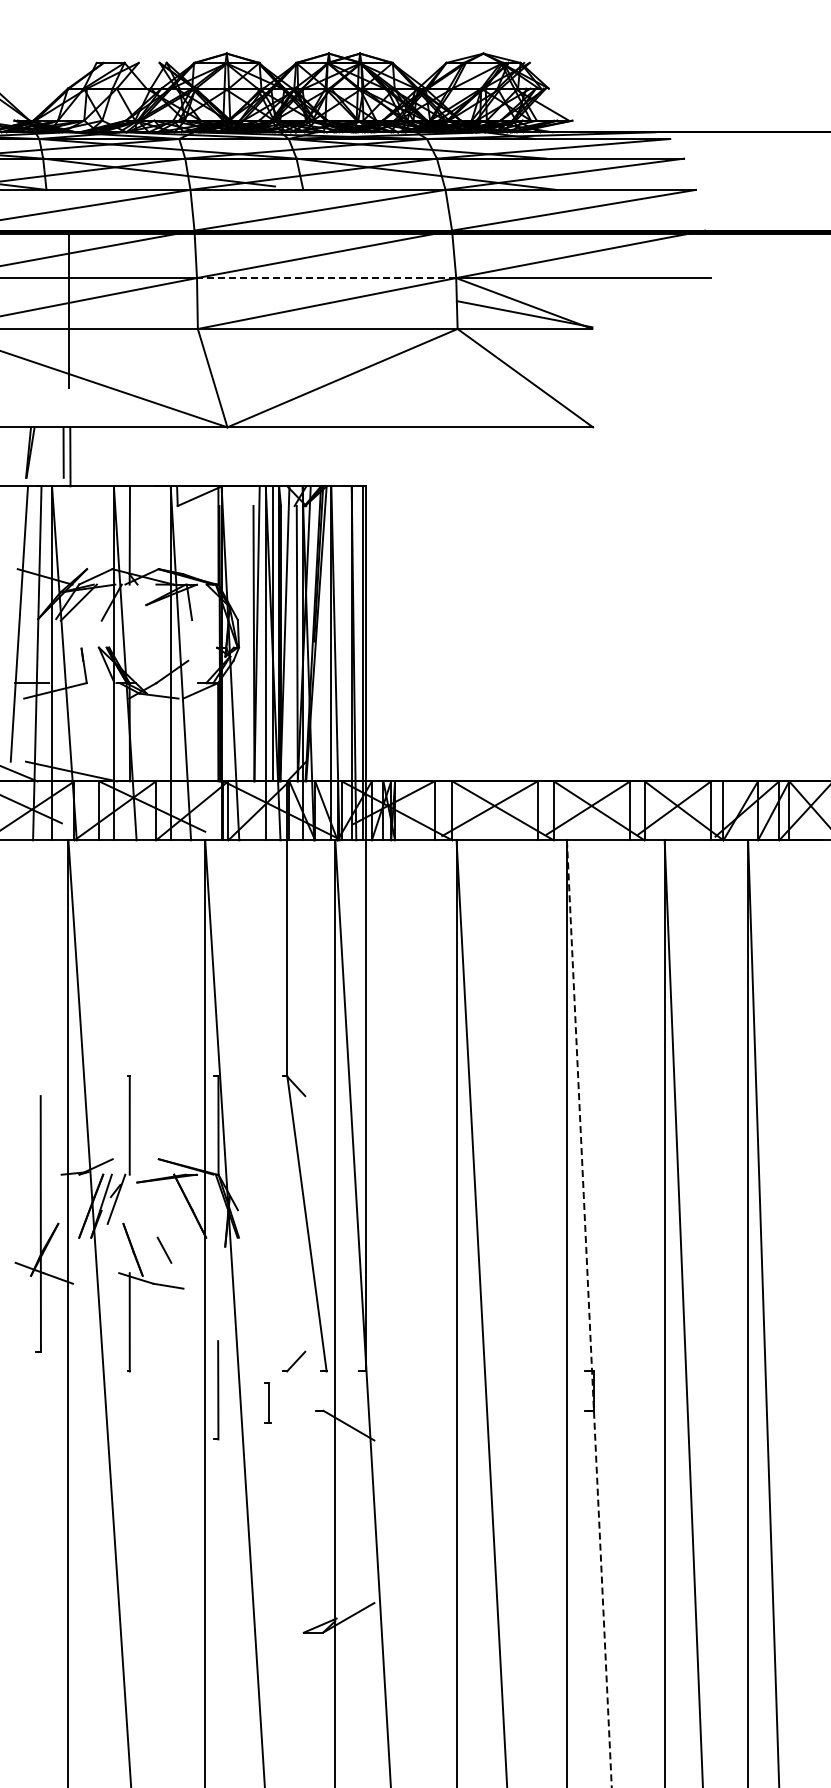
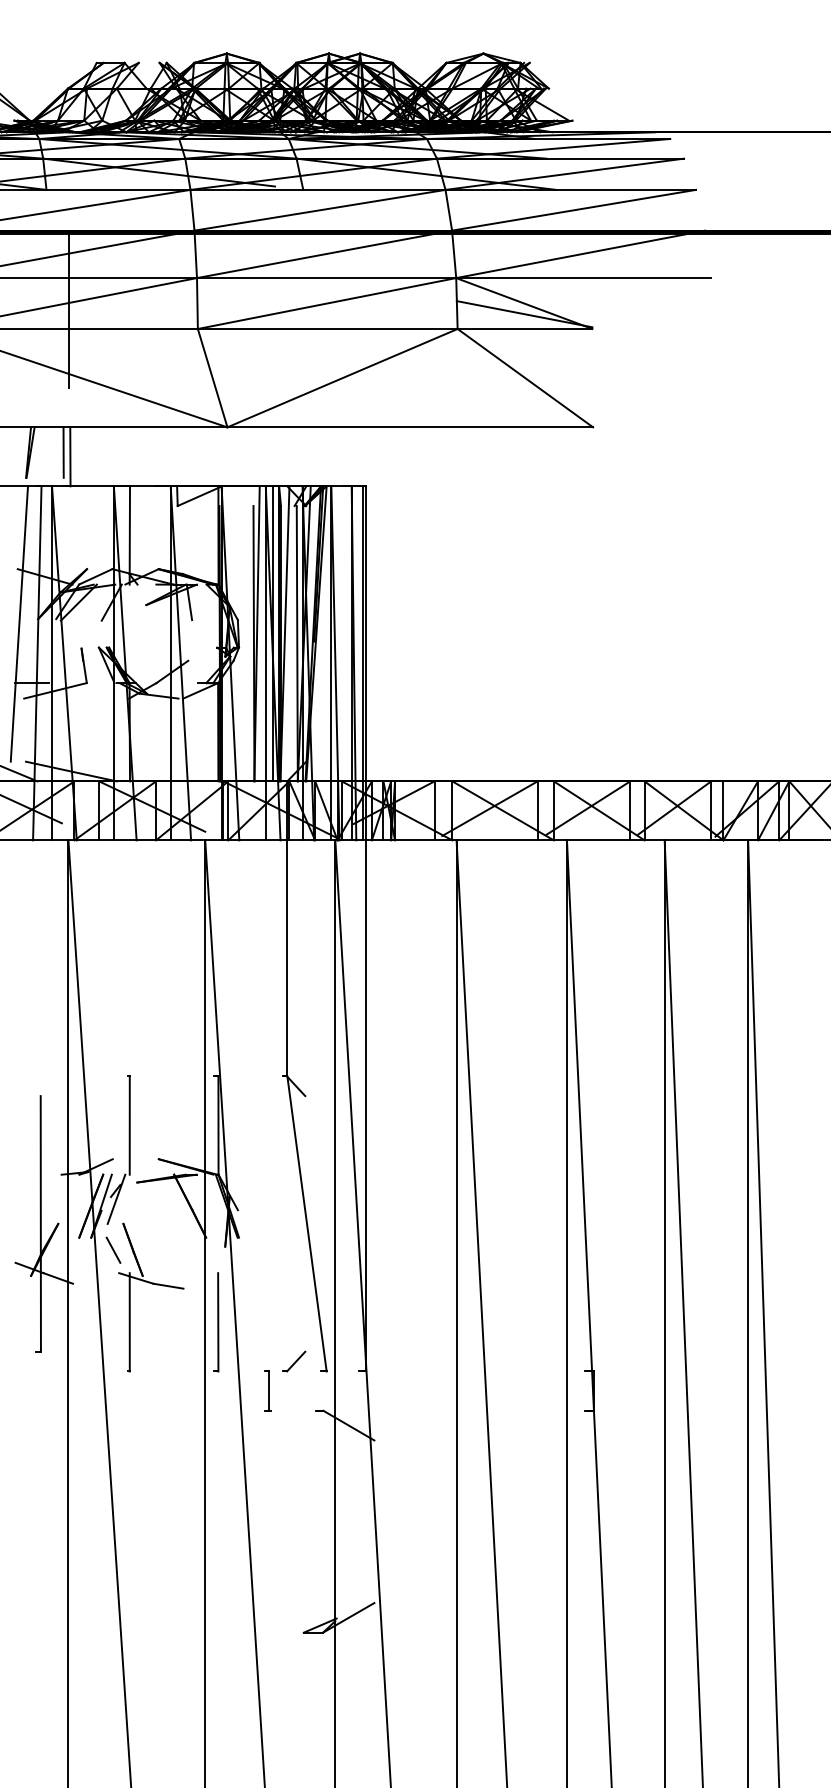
line: dashed -> solid (326, 278)
line position: (164, 1249) -> (113, 1249) (113, 1249)
line: dashed -> solid (589, 1313)
part position: (216, 1390) -> (216, 1322) (216, 1322)
part position: (267, 1402) -> (267, 1390) (267, 1390)
